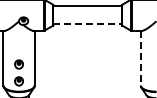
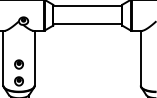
line: dashed -> solid (88, 24)
line: dashed -> solid (140, 58)
